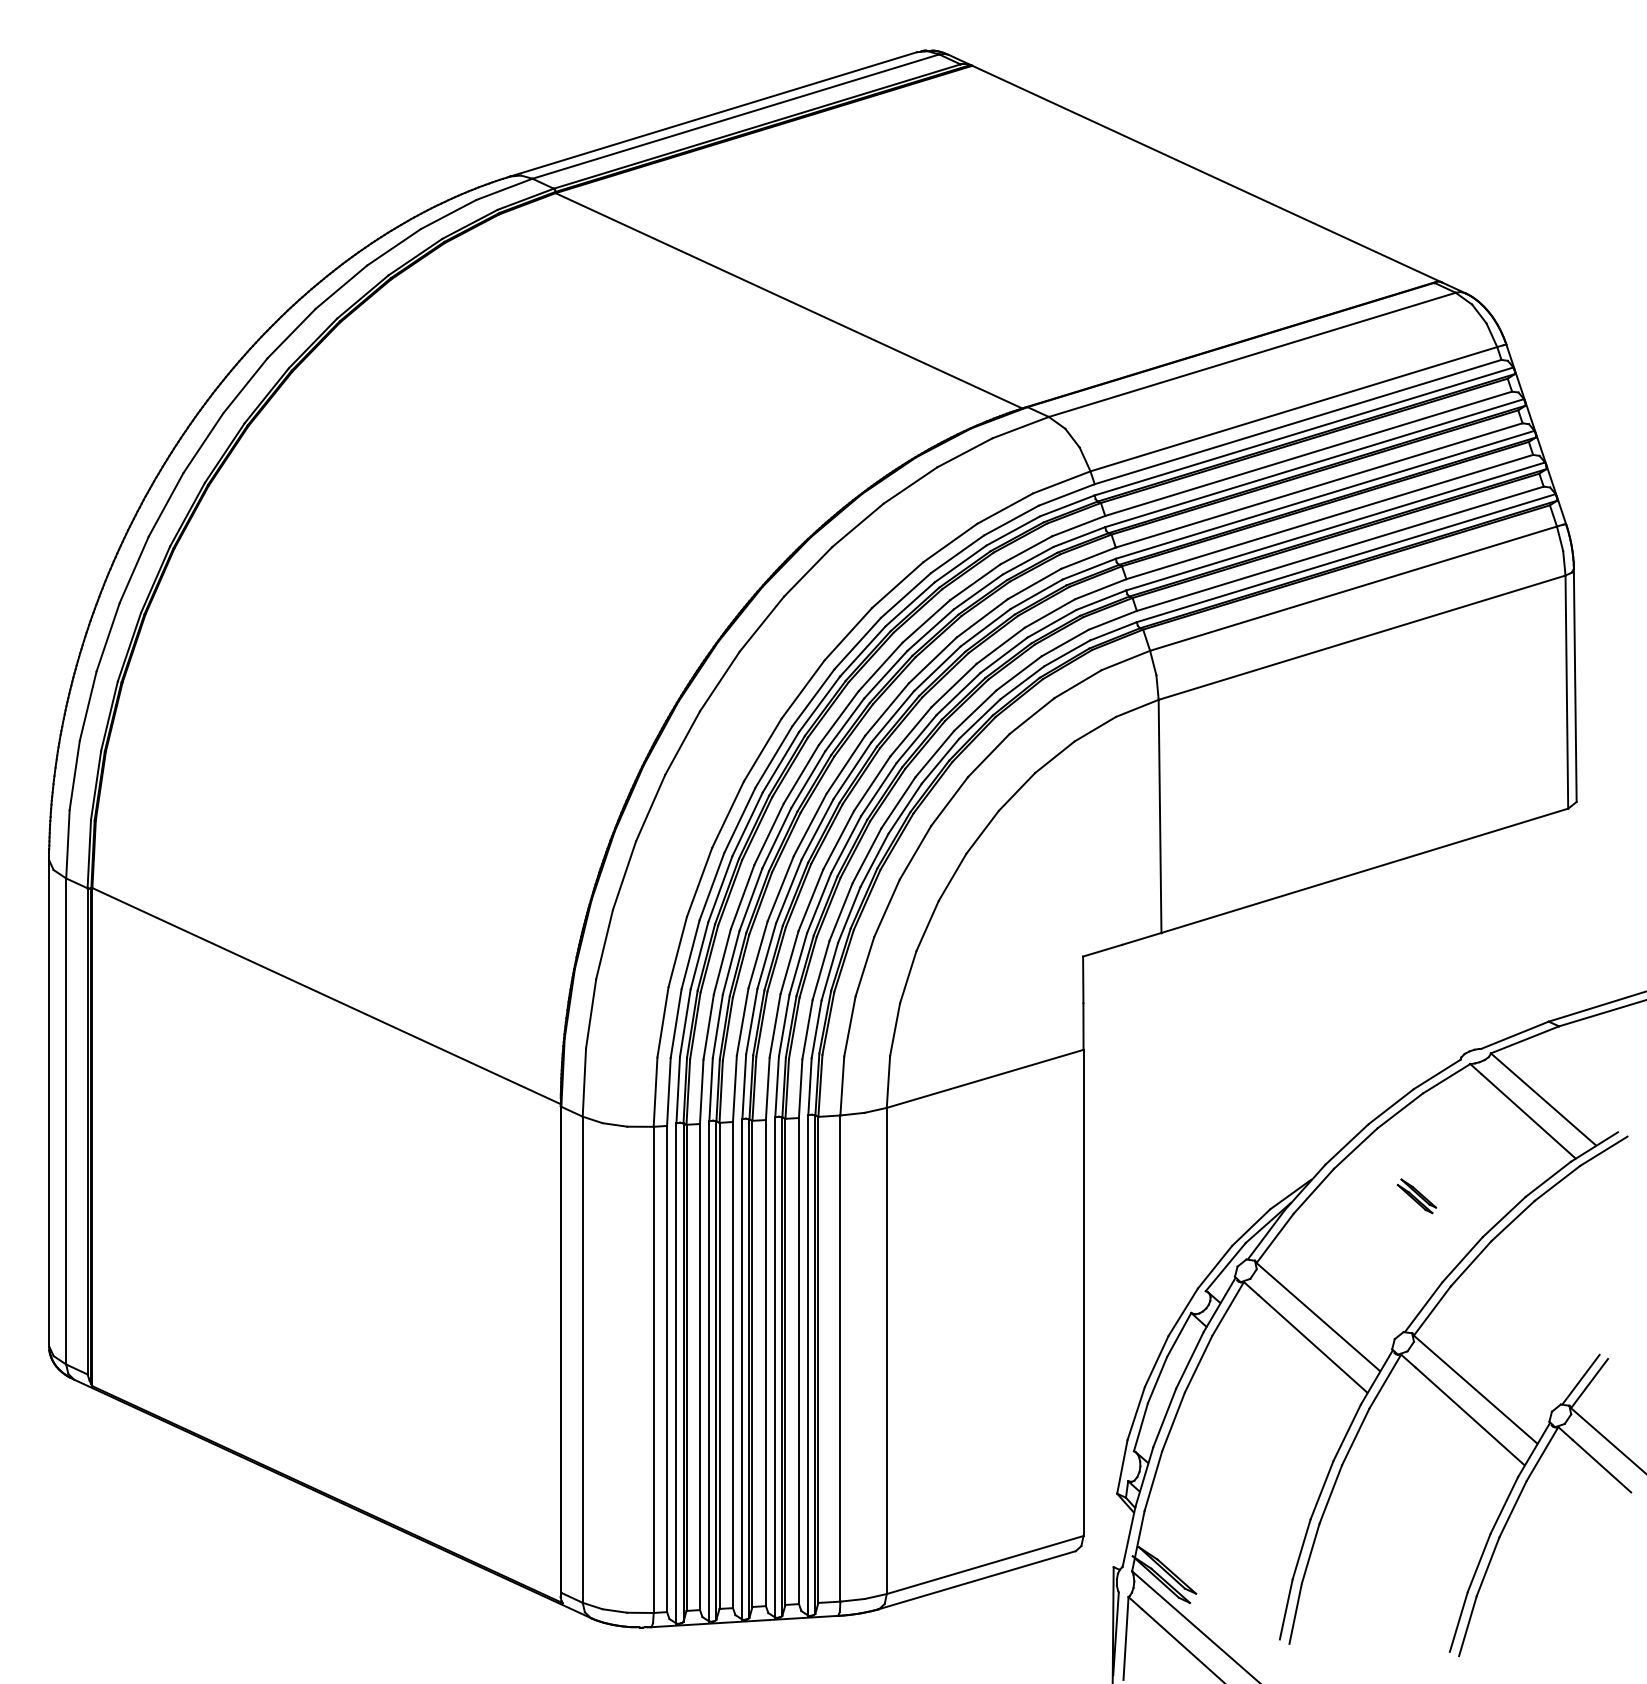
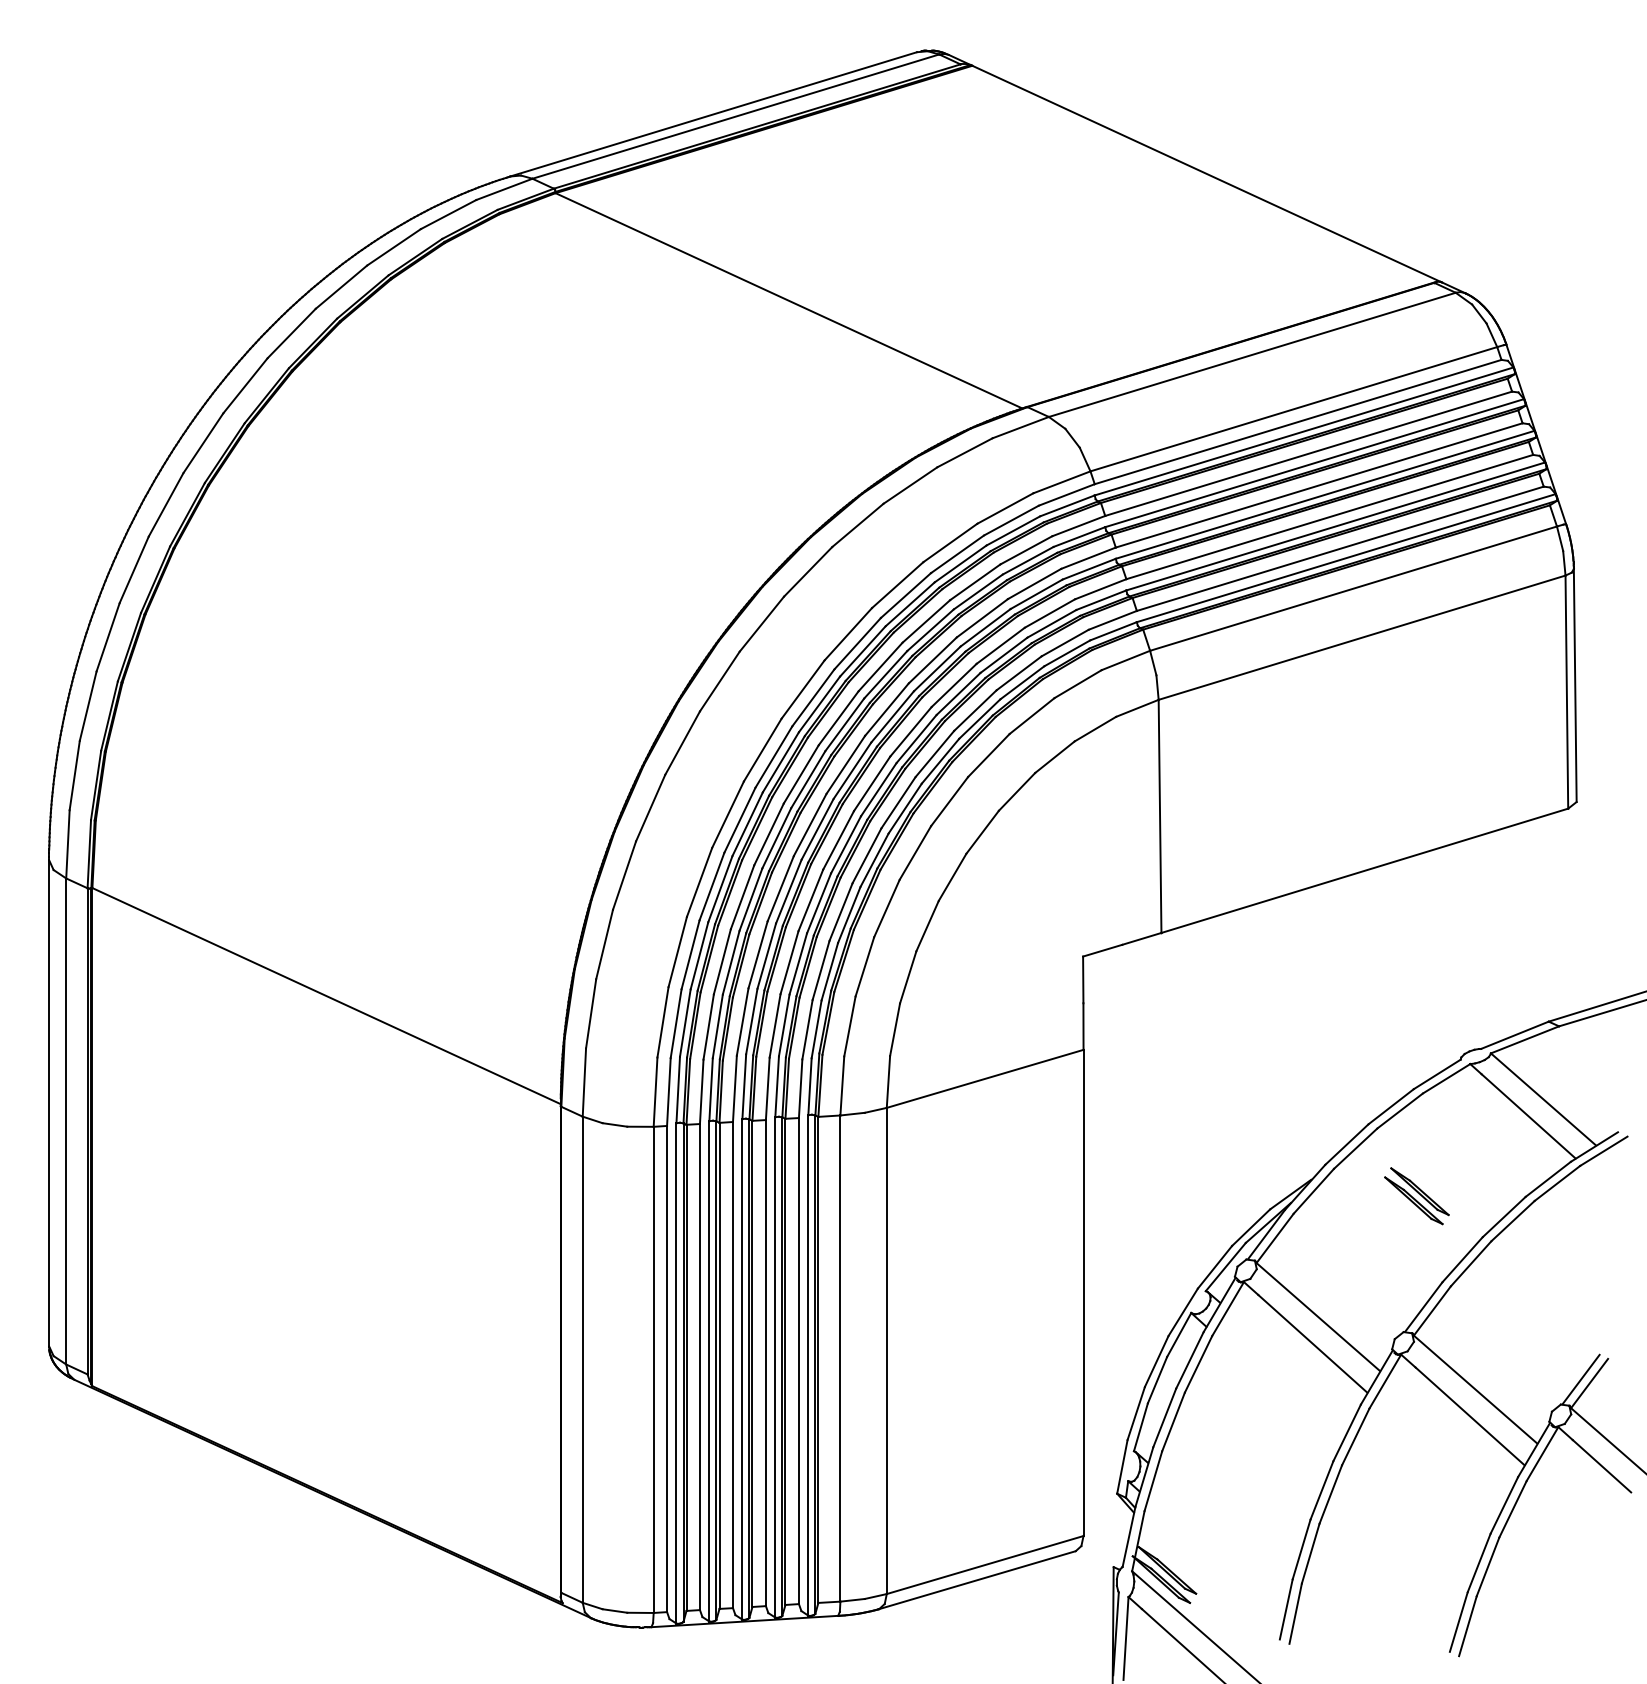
part size: 42x37 px -> 66x59 px (1416, 1196)
